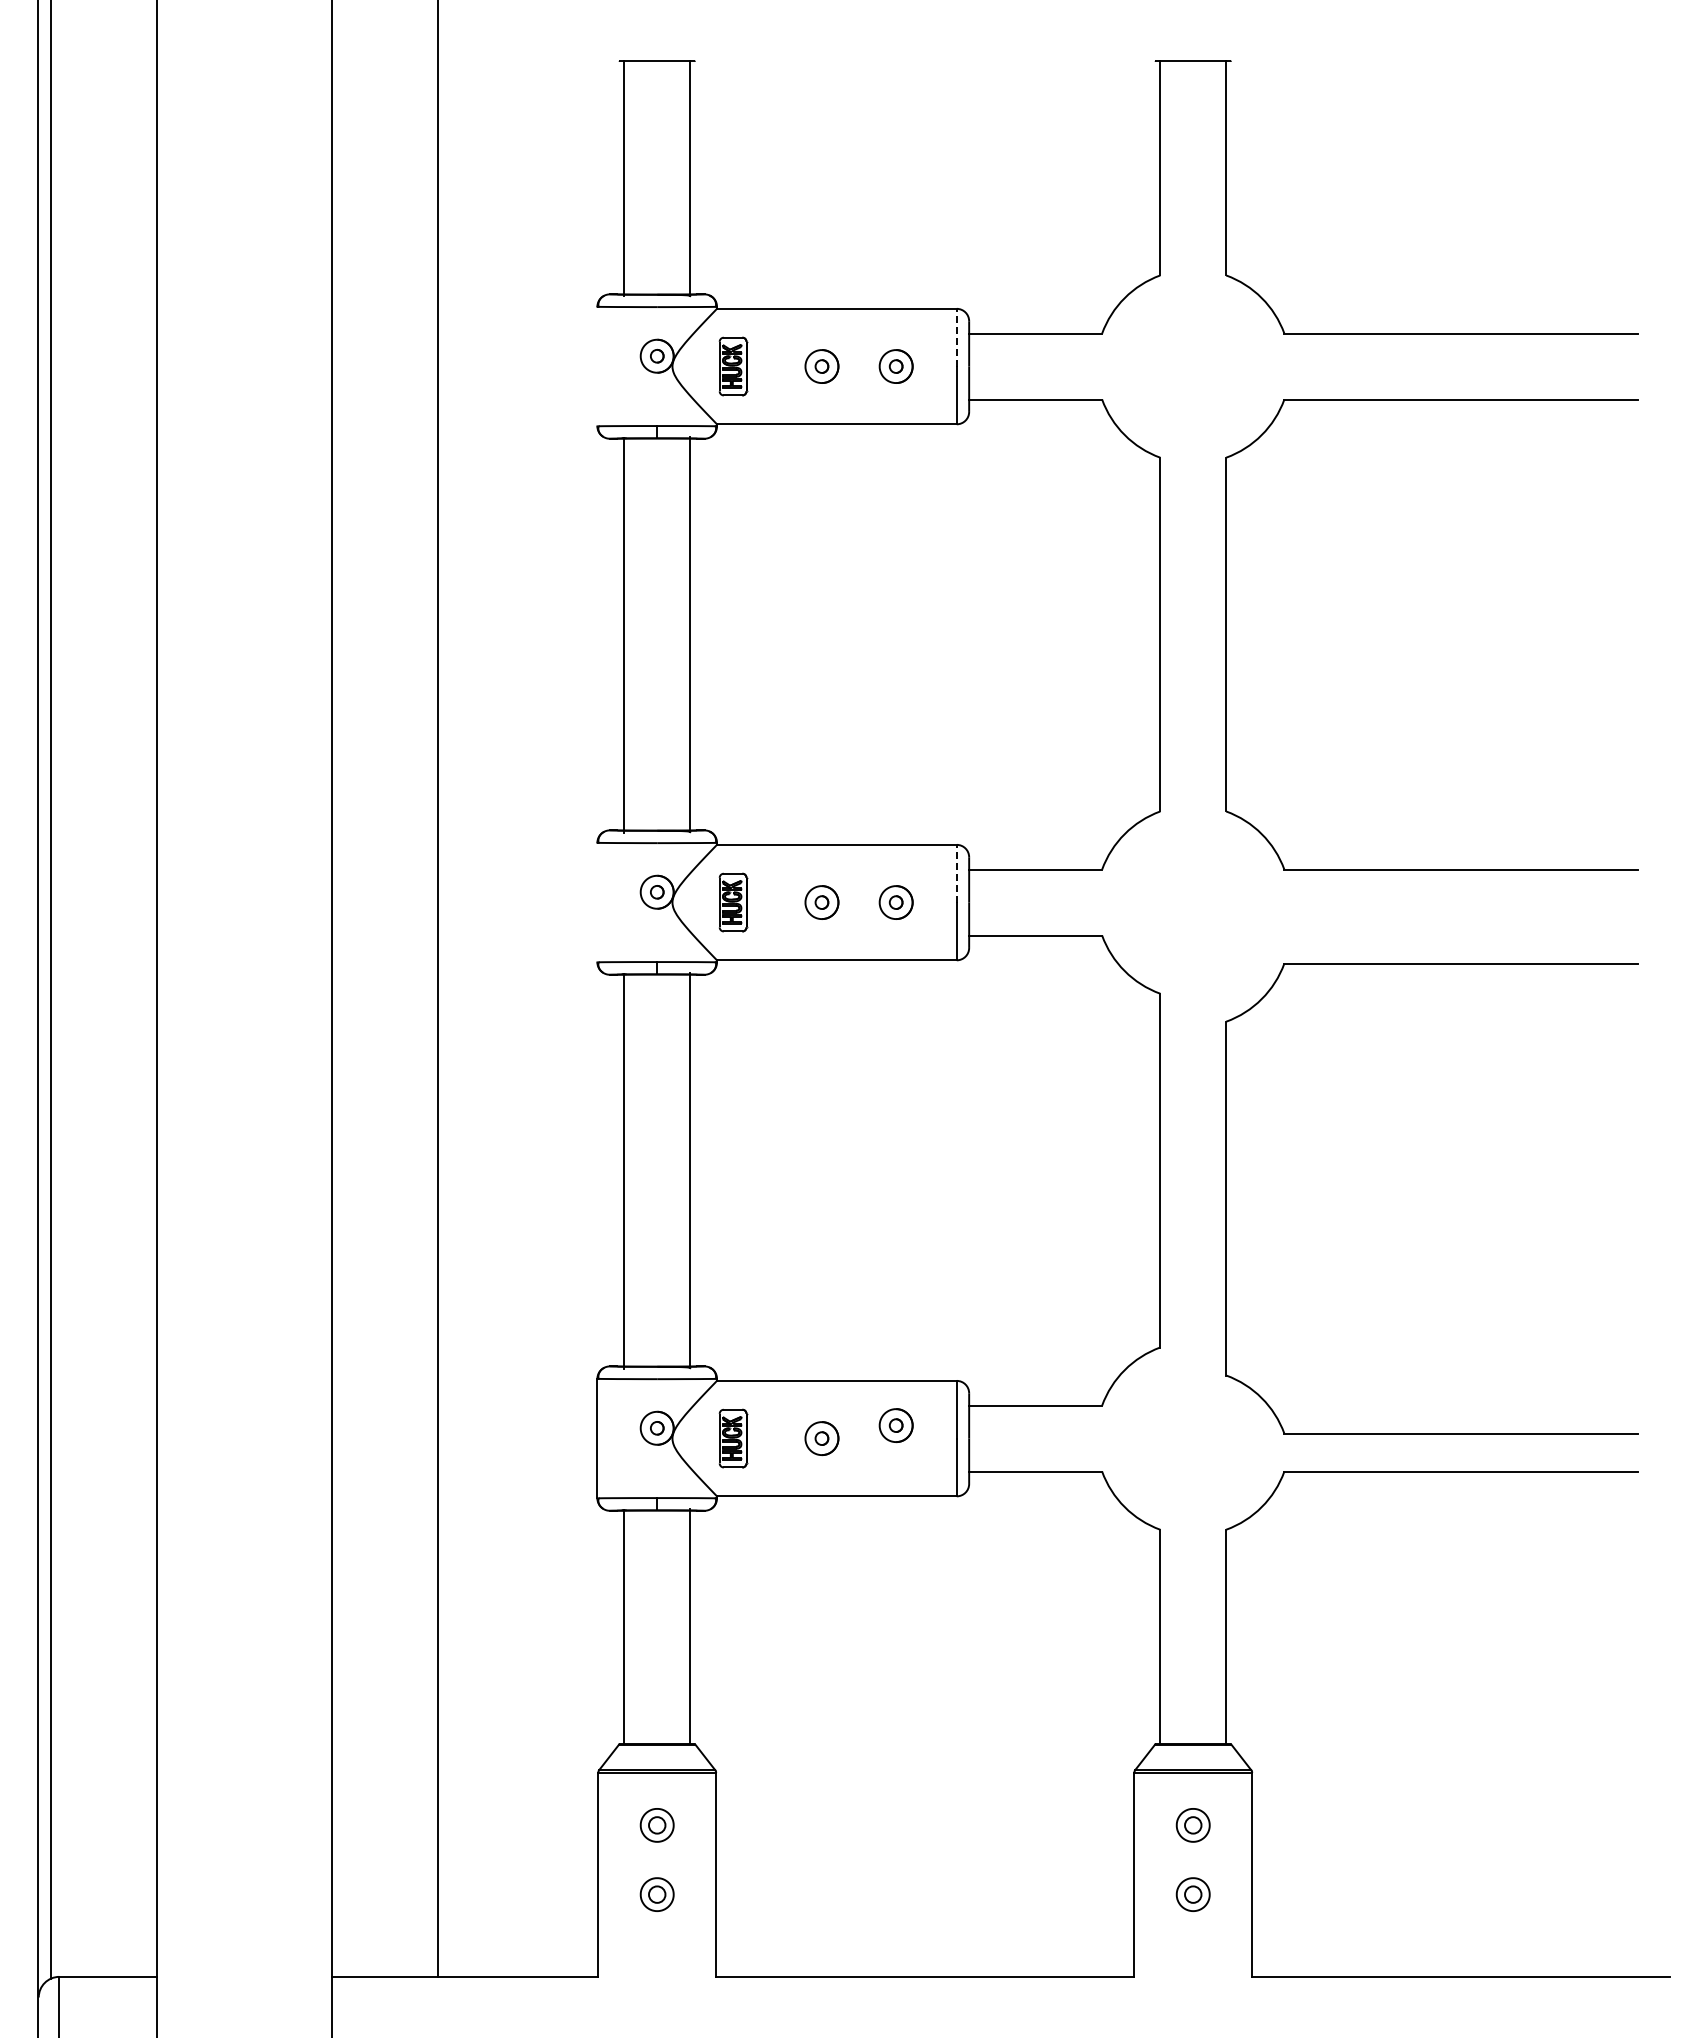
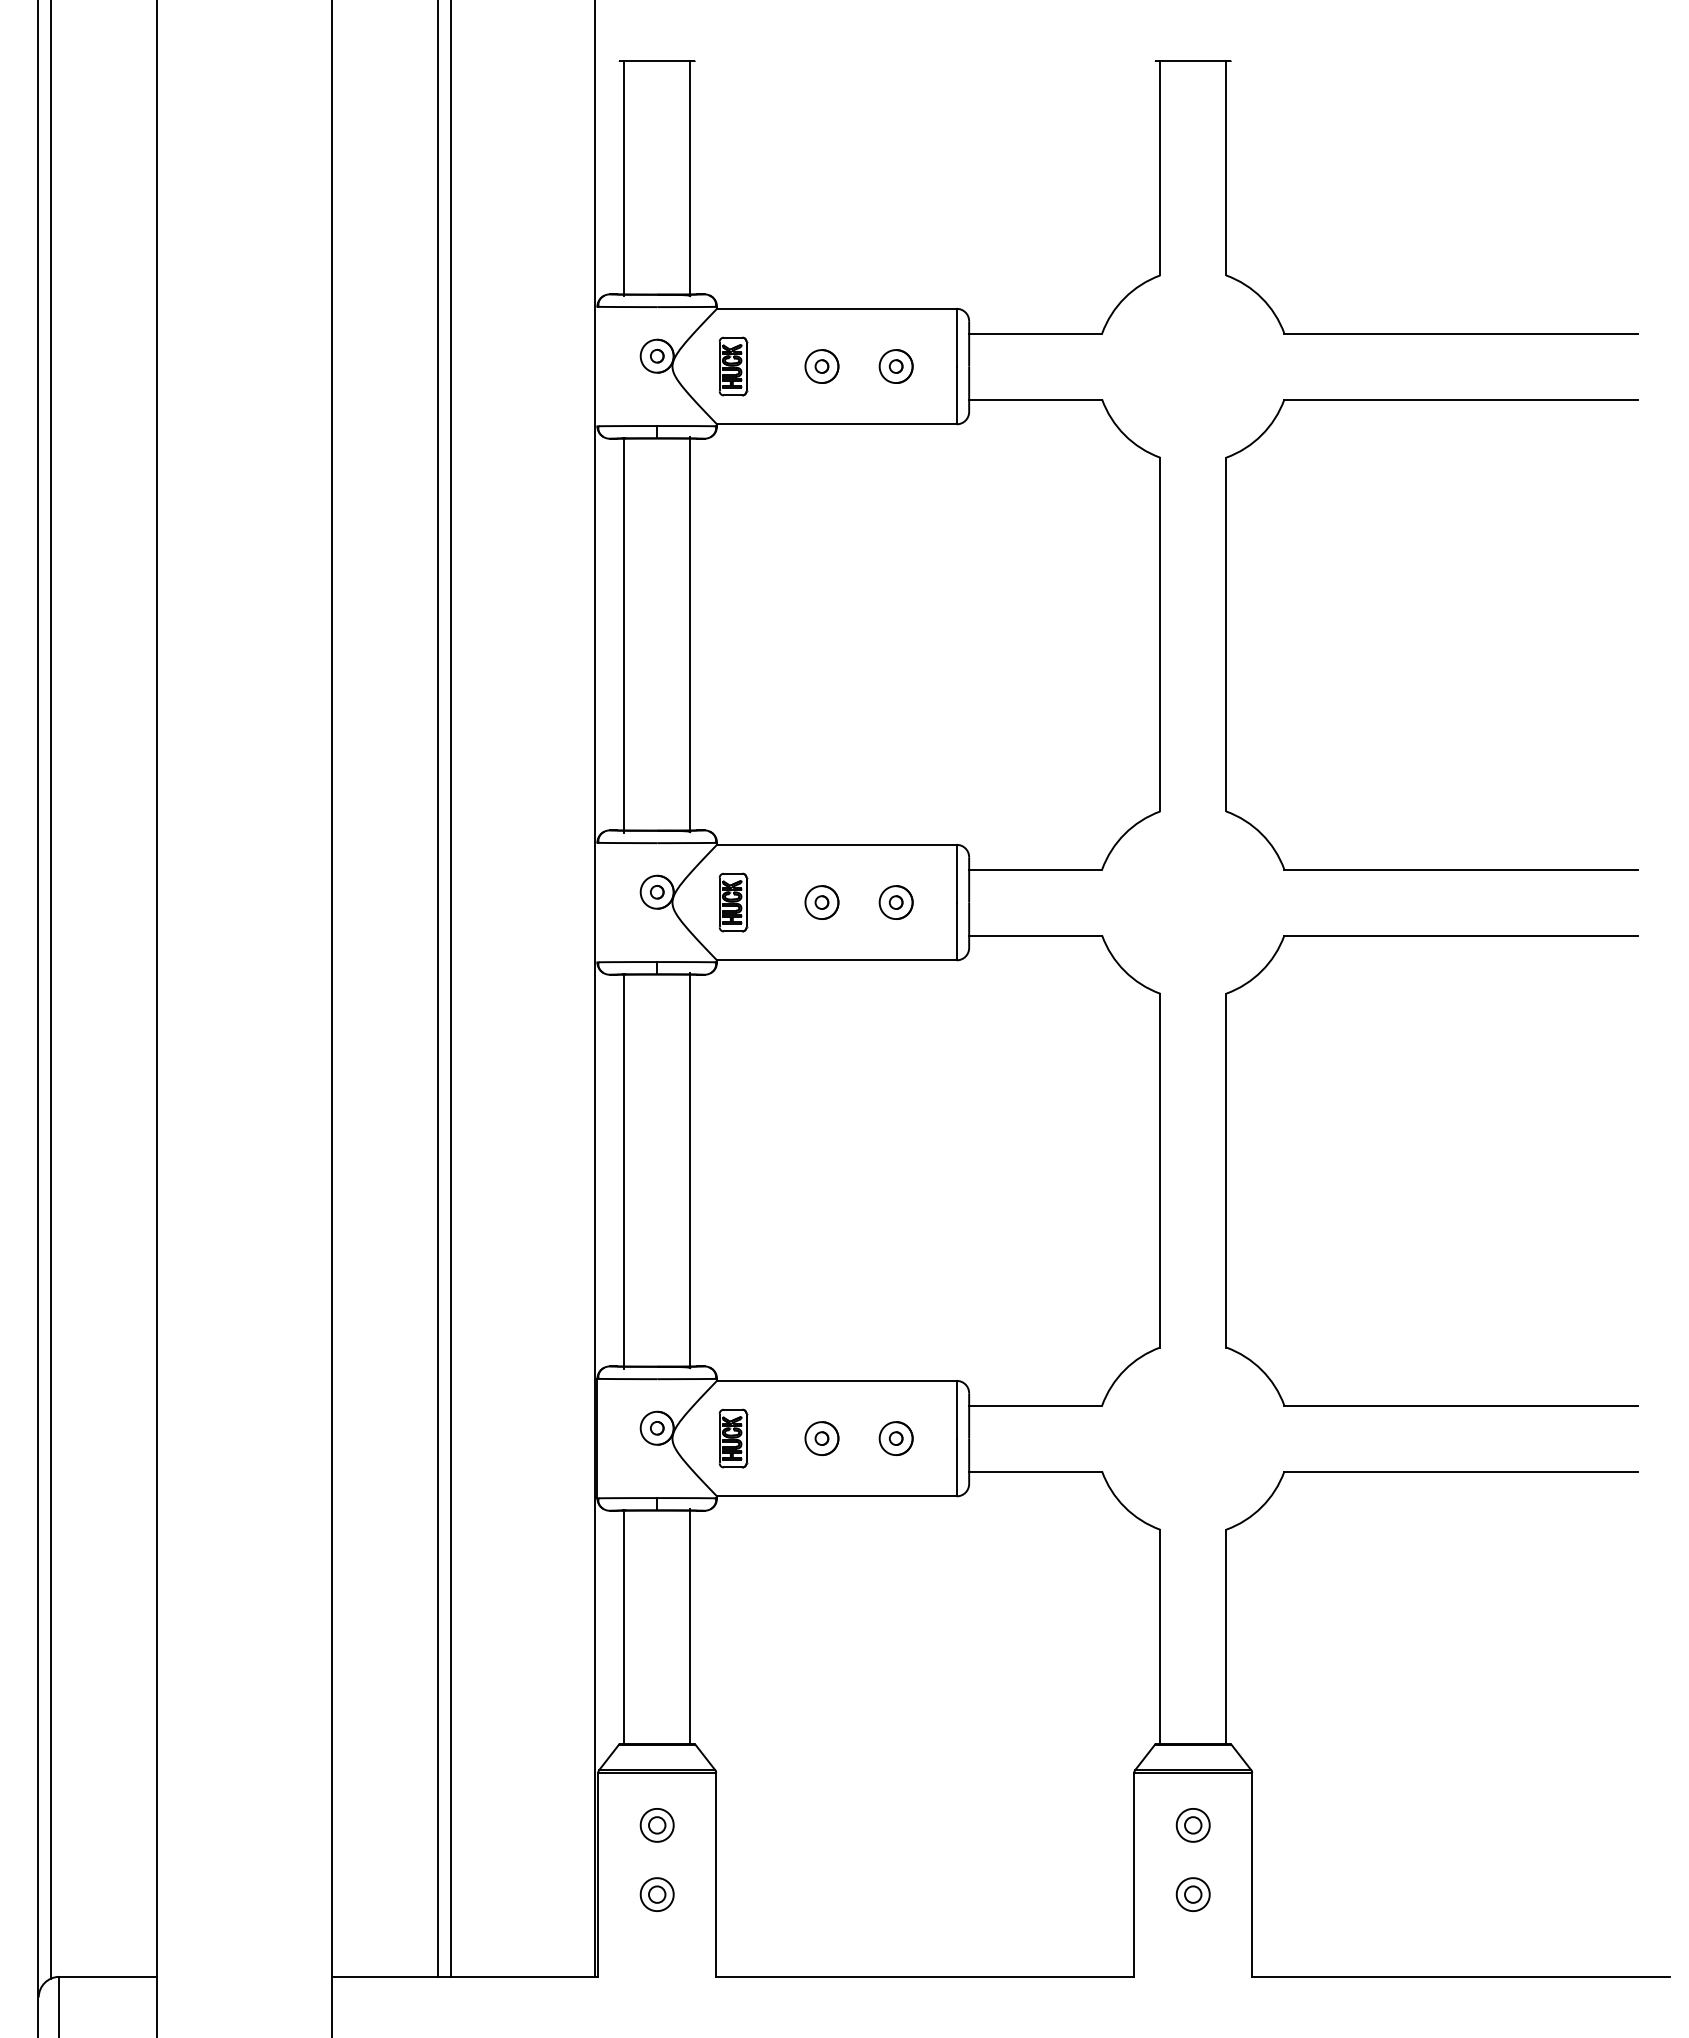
line: dashed -> solid (956, 337)
line: dashed -> solid (956, 873)
line: none -> present (450, 989)
line: none -> present (594, 989)
part position: (1226, 1198) -> (1226, 1170) (1226, 1170)
part position: (895, 1425) -> (895, 1438) (895, 1438)
